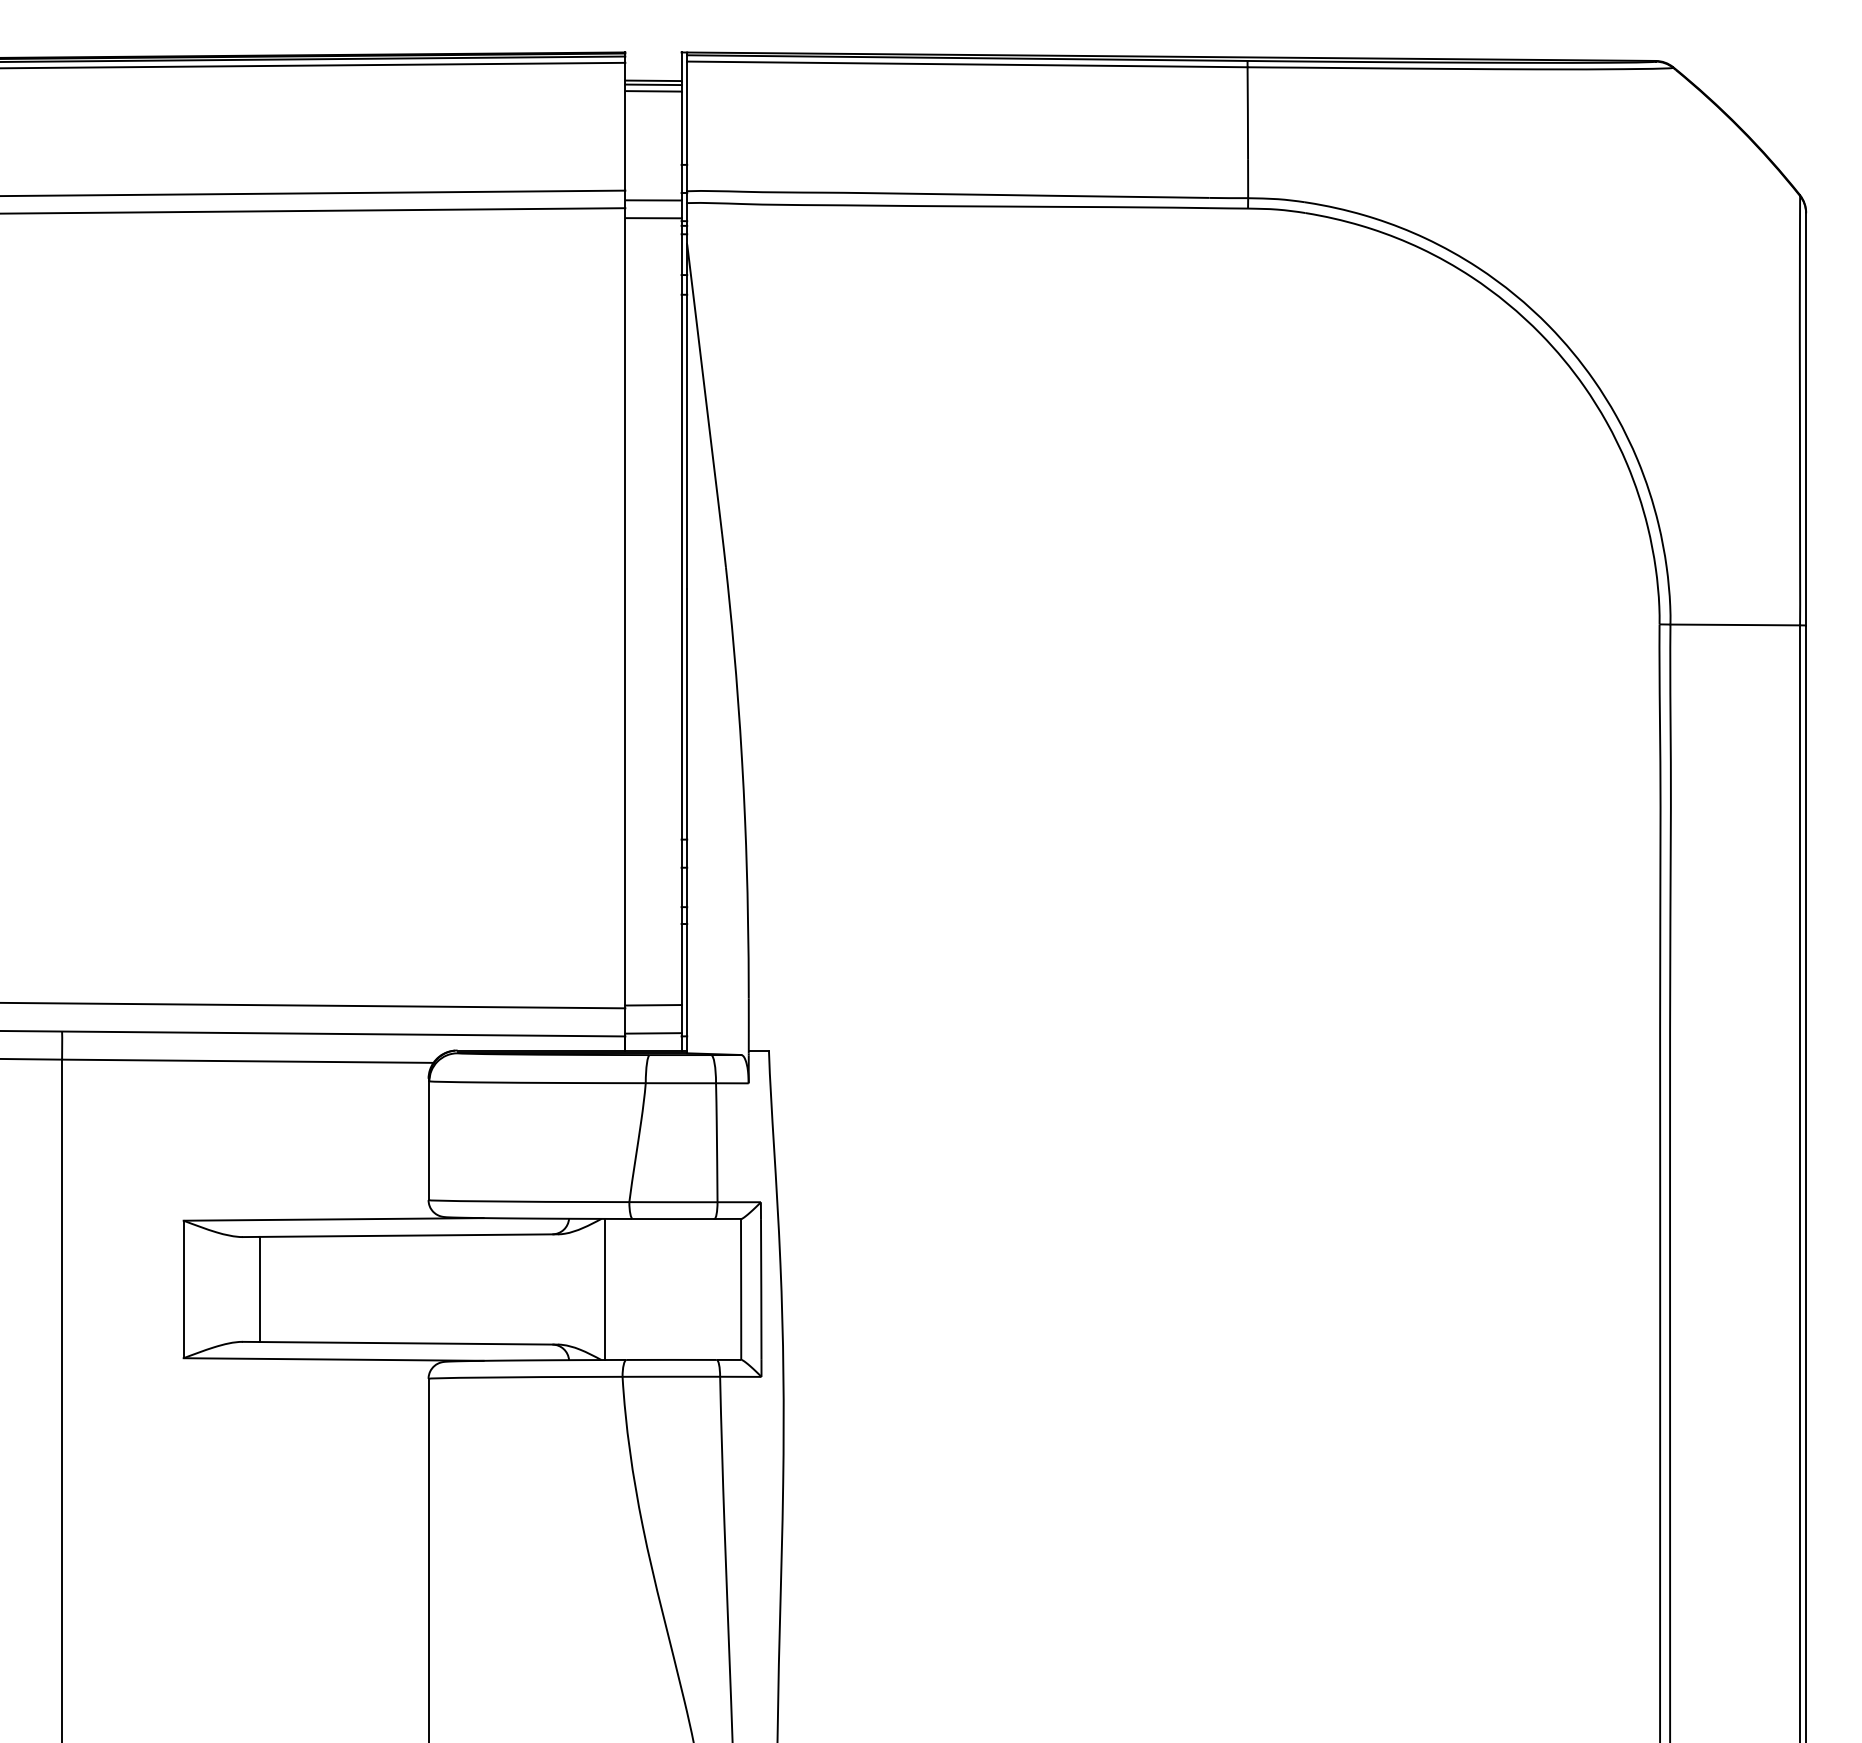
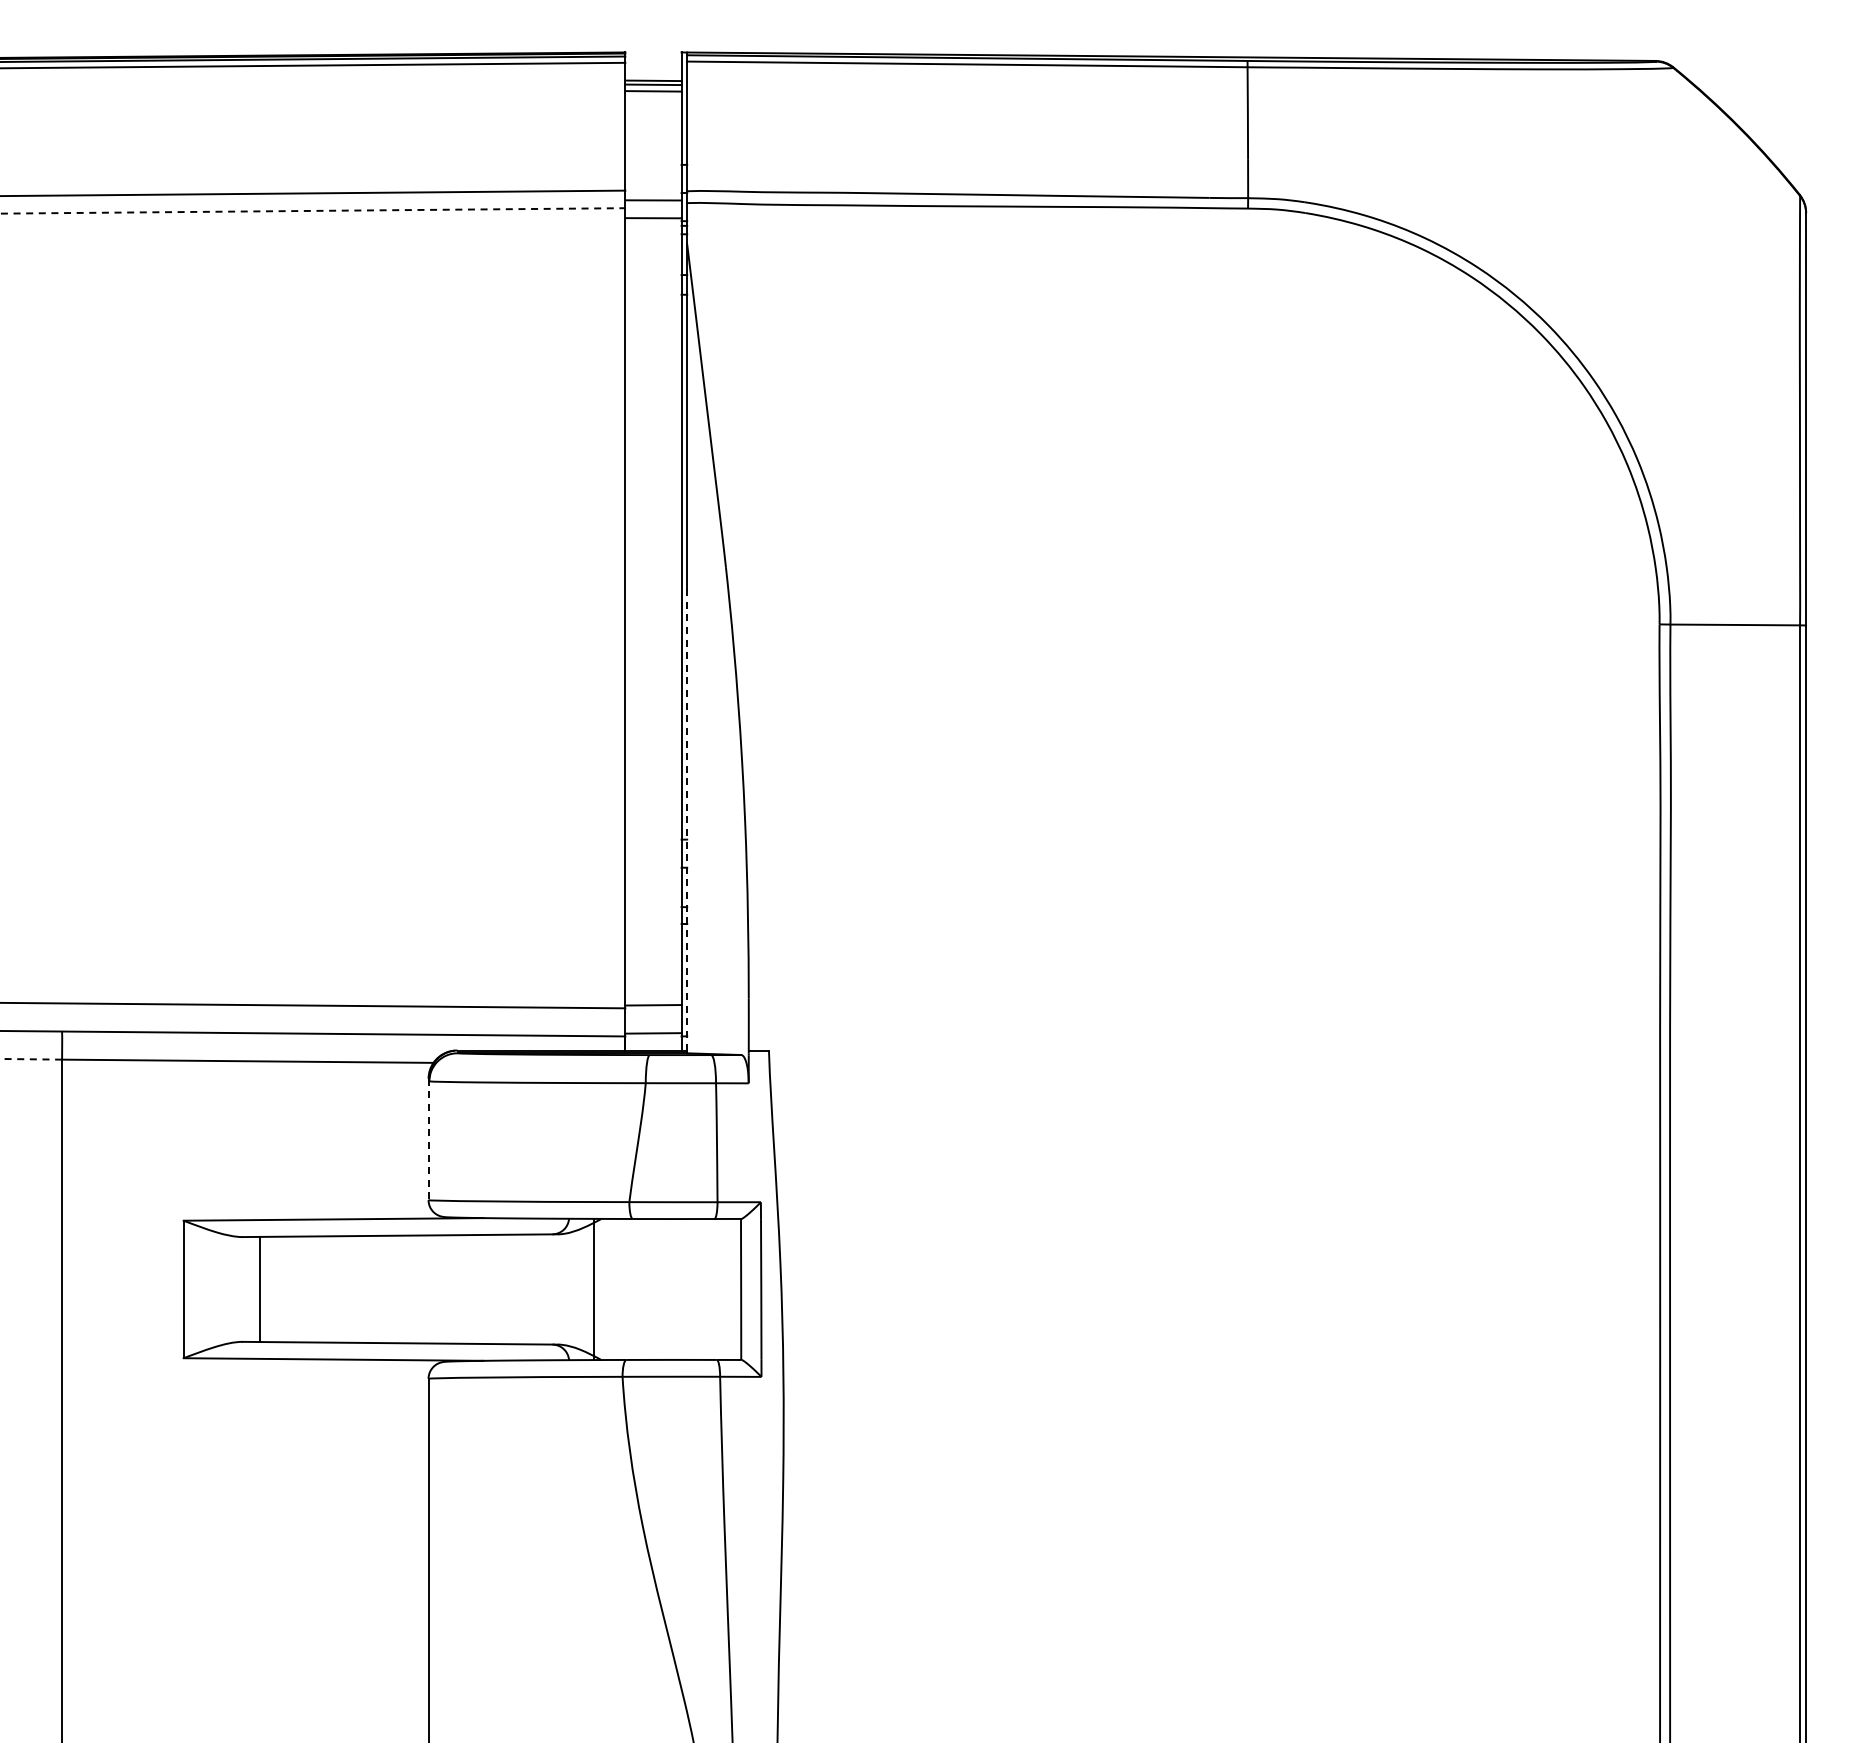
line: solid -> dashed (313, 210)
line: solid -> dashed (687, 819)
line: solid -> dashed (31, 1059)
line: solid -> dashed (428, 1139)
line position: (604, 1289) -> (593, 1289) (593, 1289)
